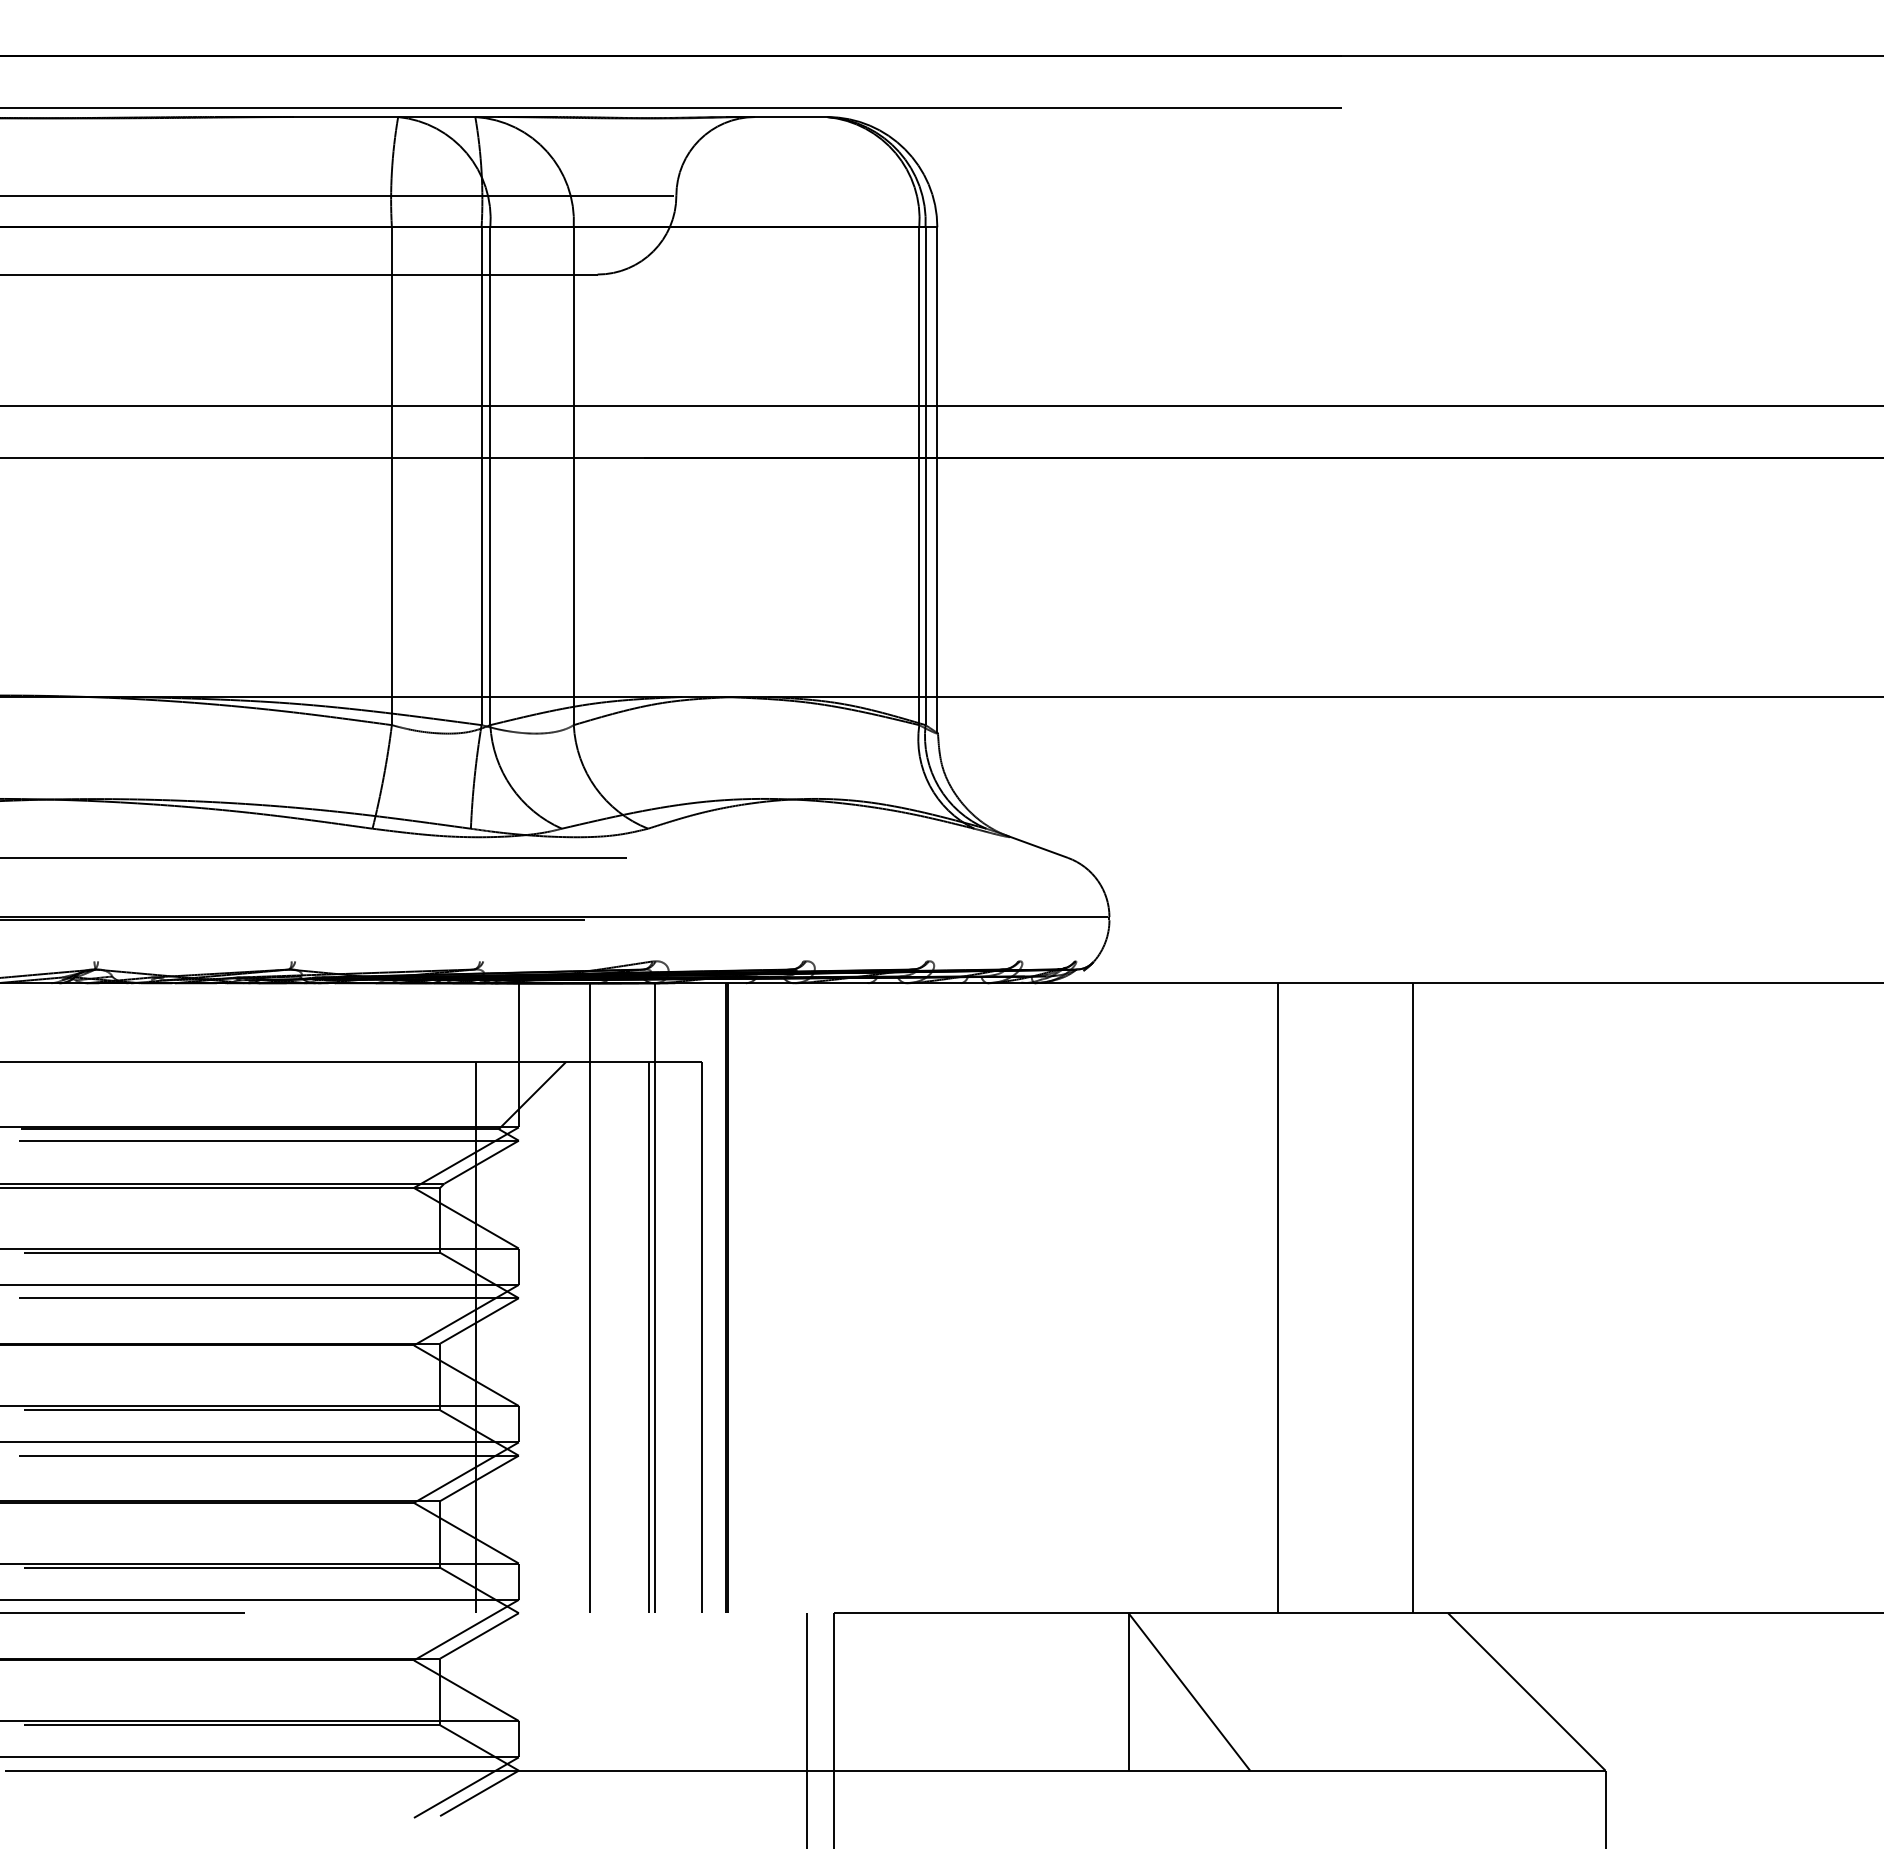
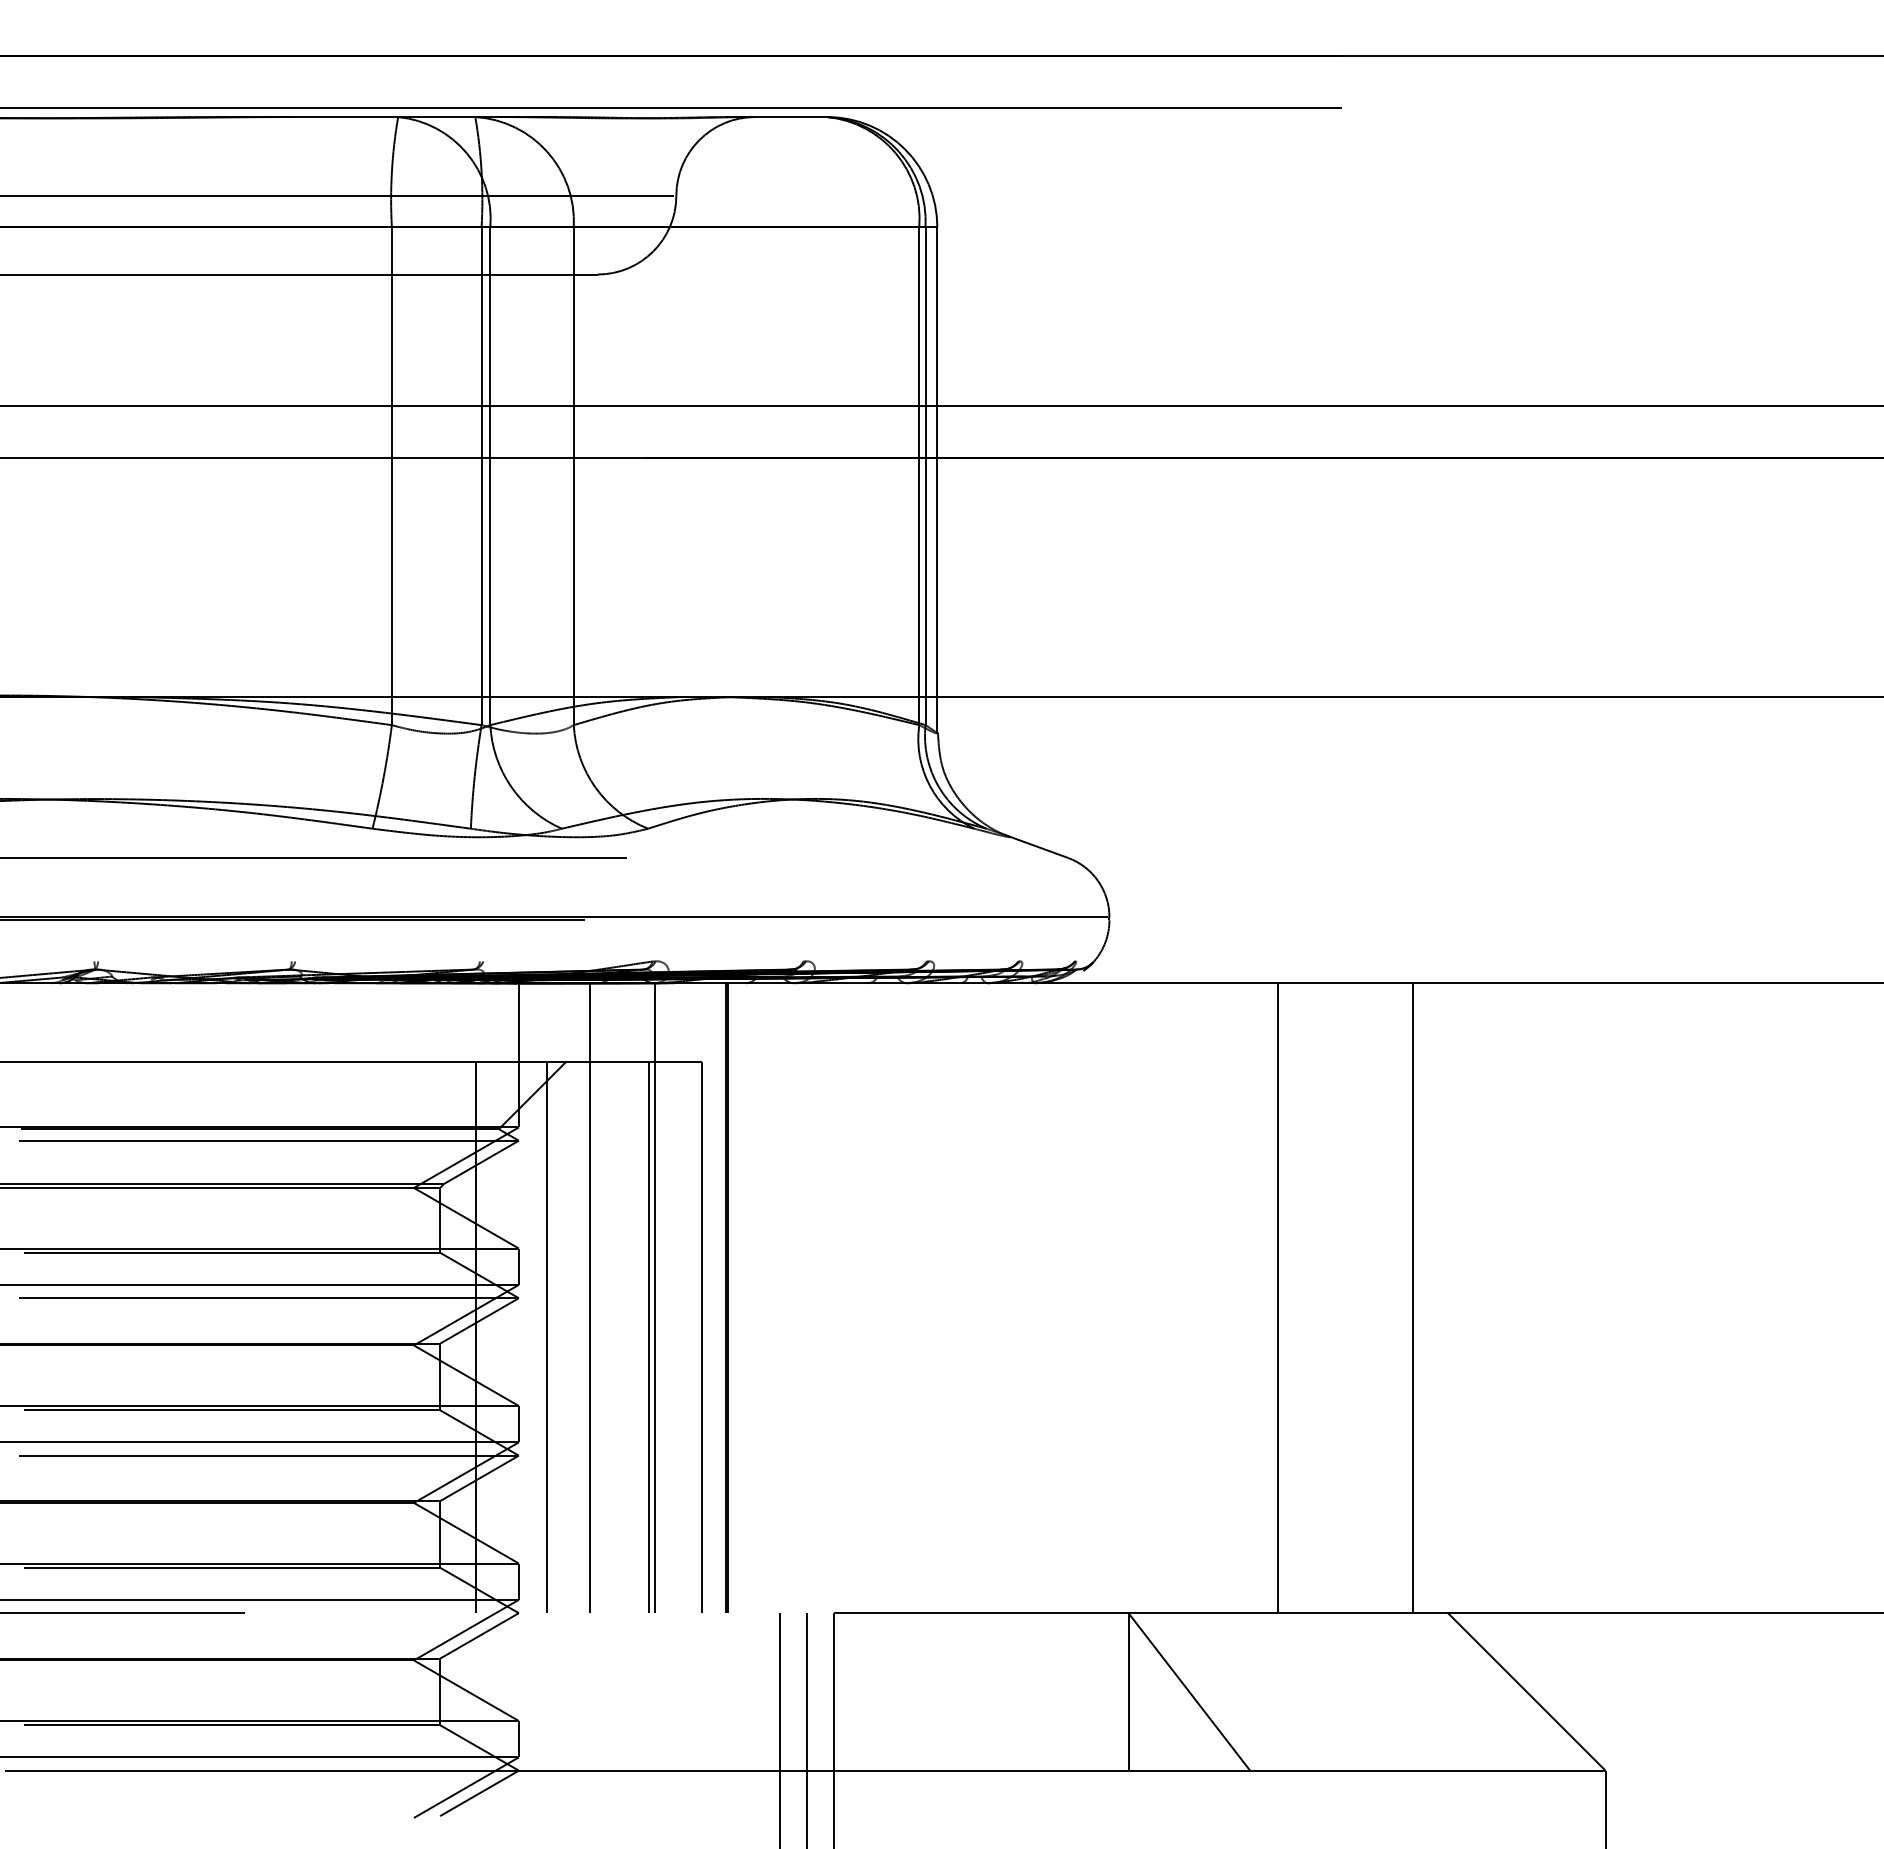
line: none -> present (547, 1337)
line: none -> present (779, 1729)
